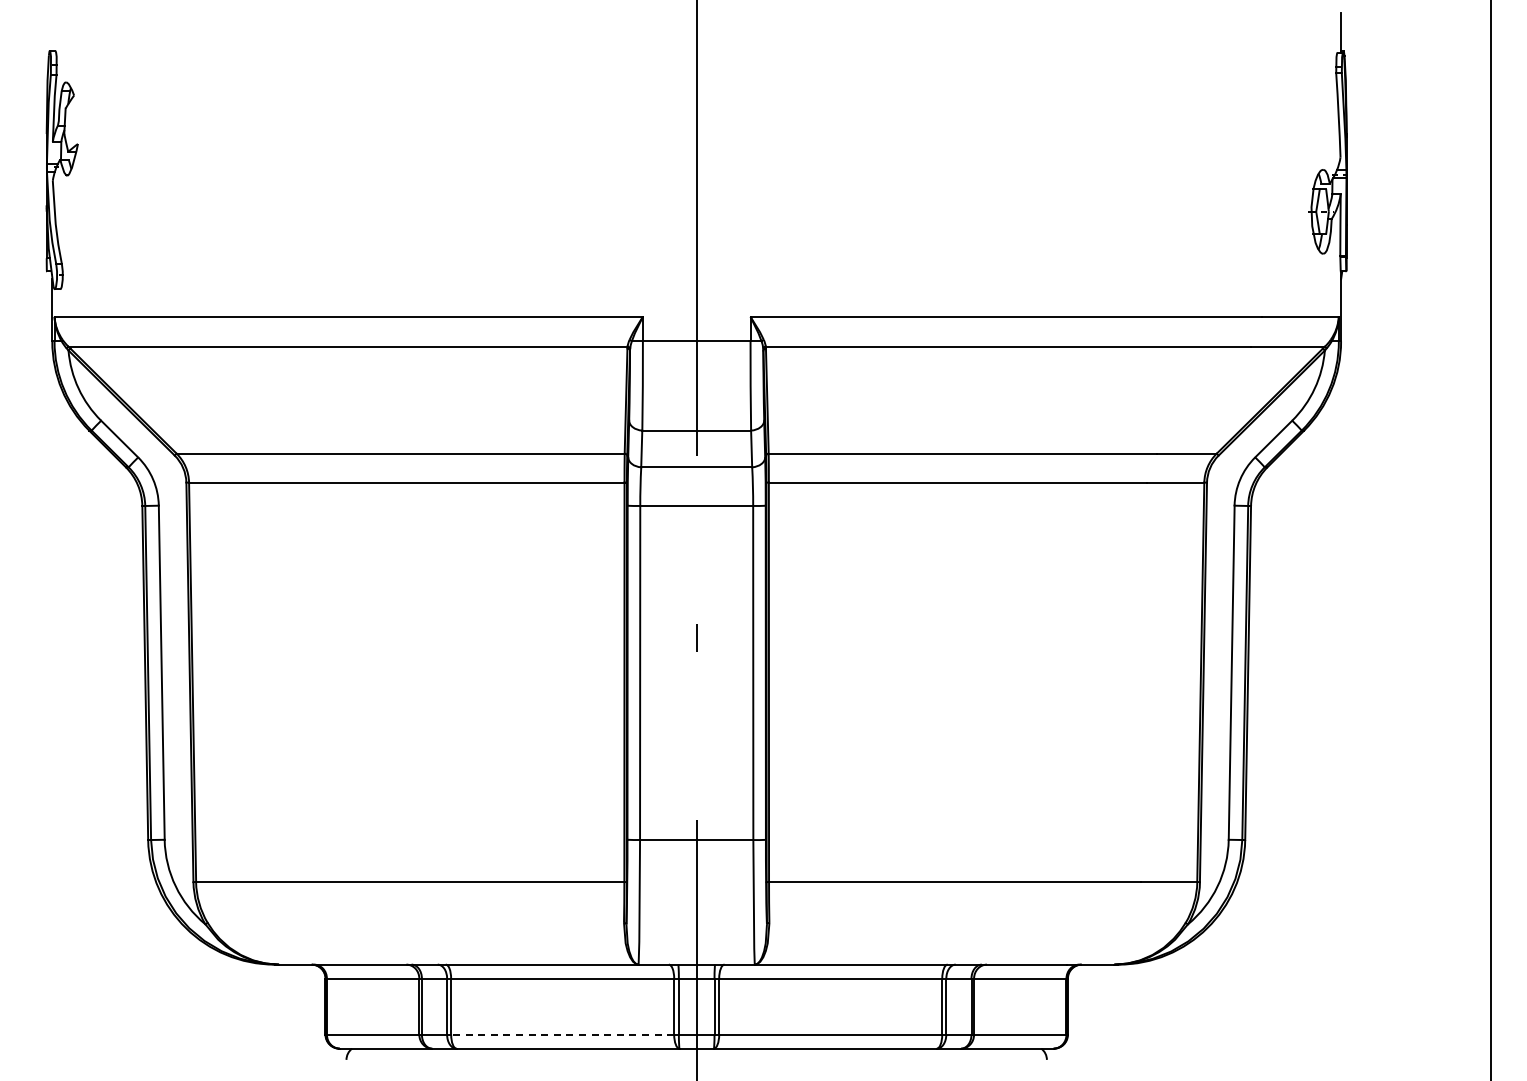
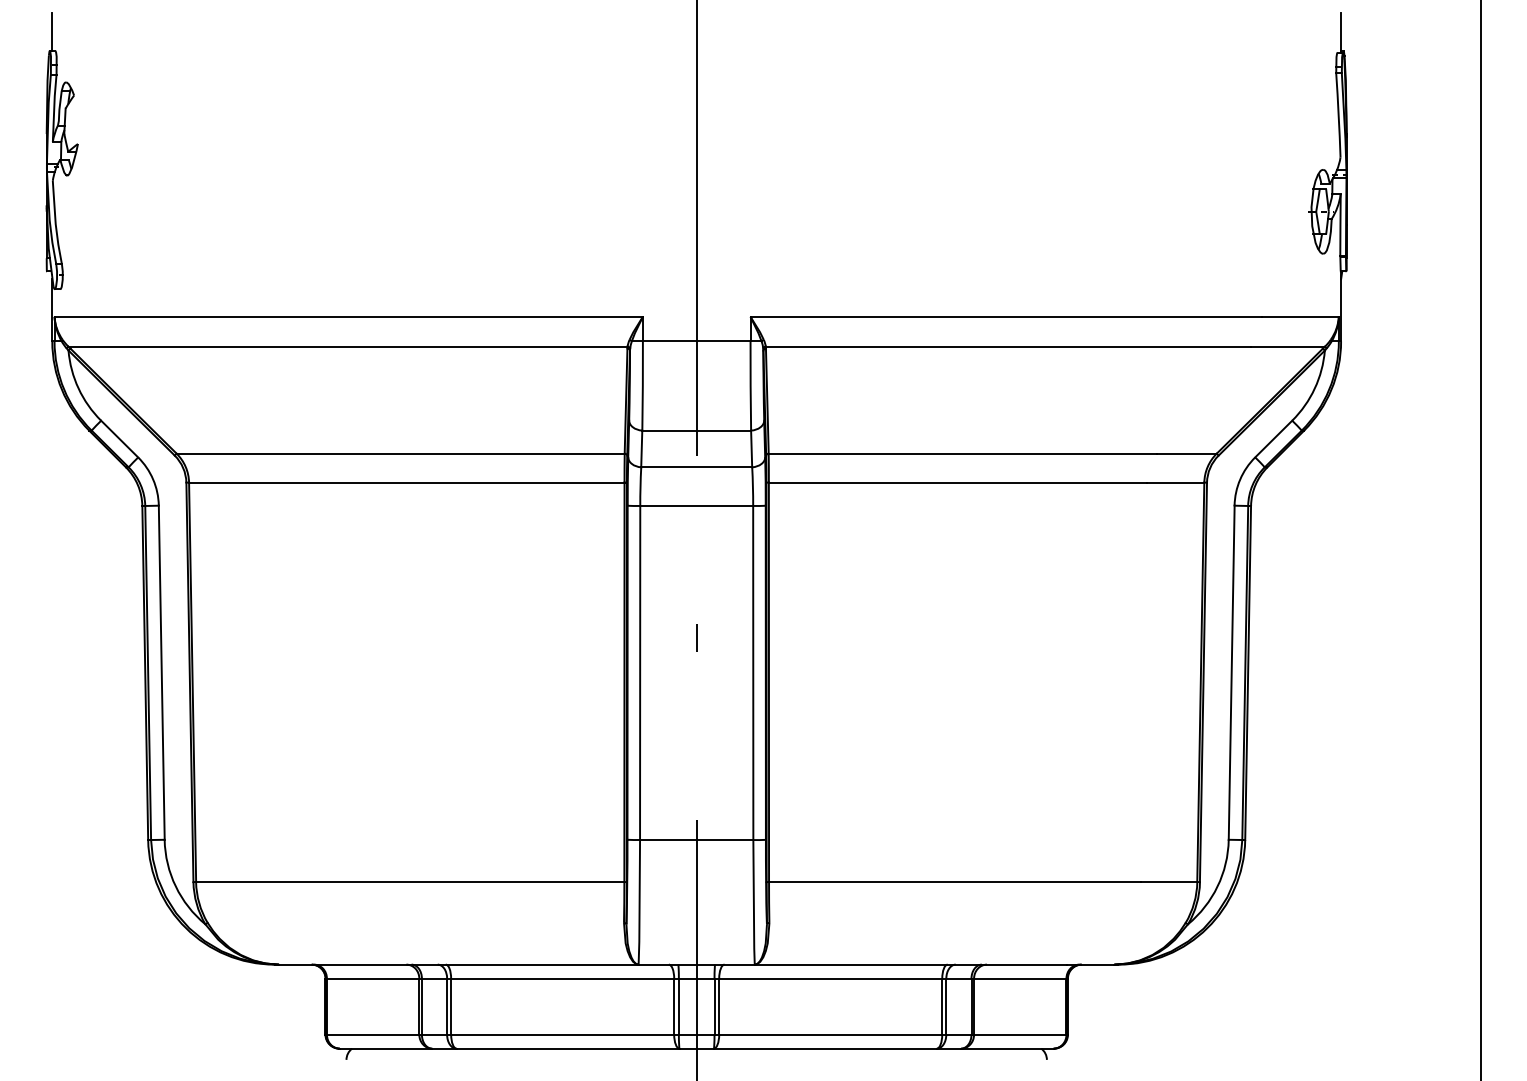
line: none -> present (52, 32)
line position: (1491, 539) -> (1481, 539) (1481, 539)
line: dashed -> solid (562, 1034)
